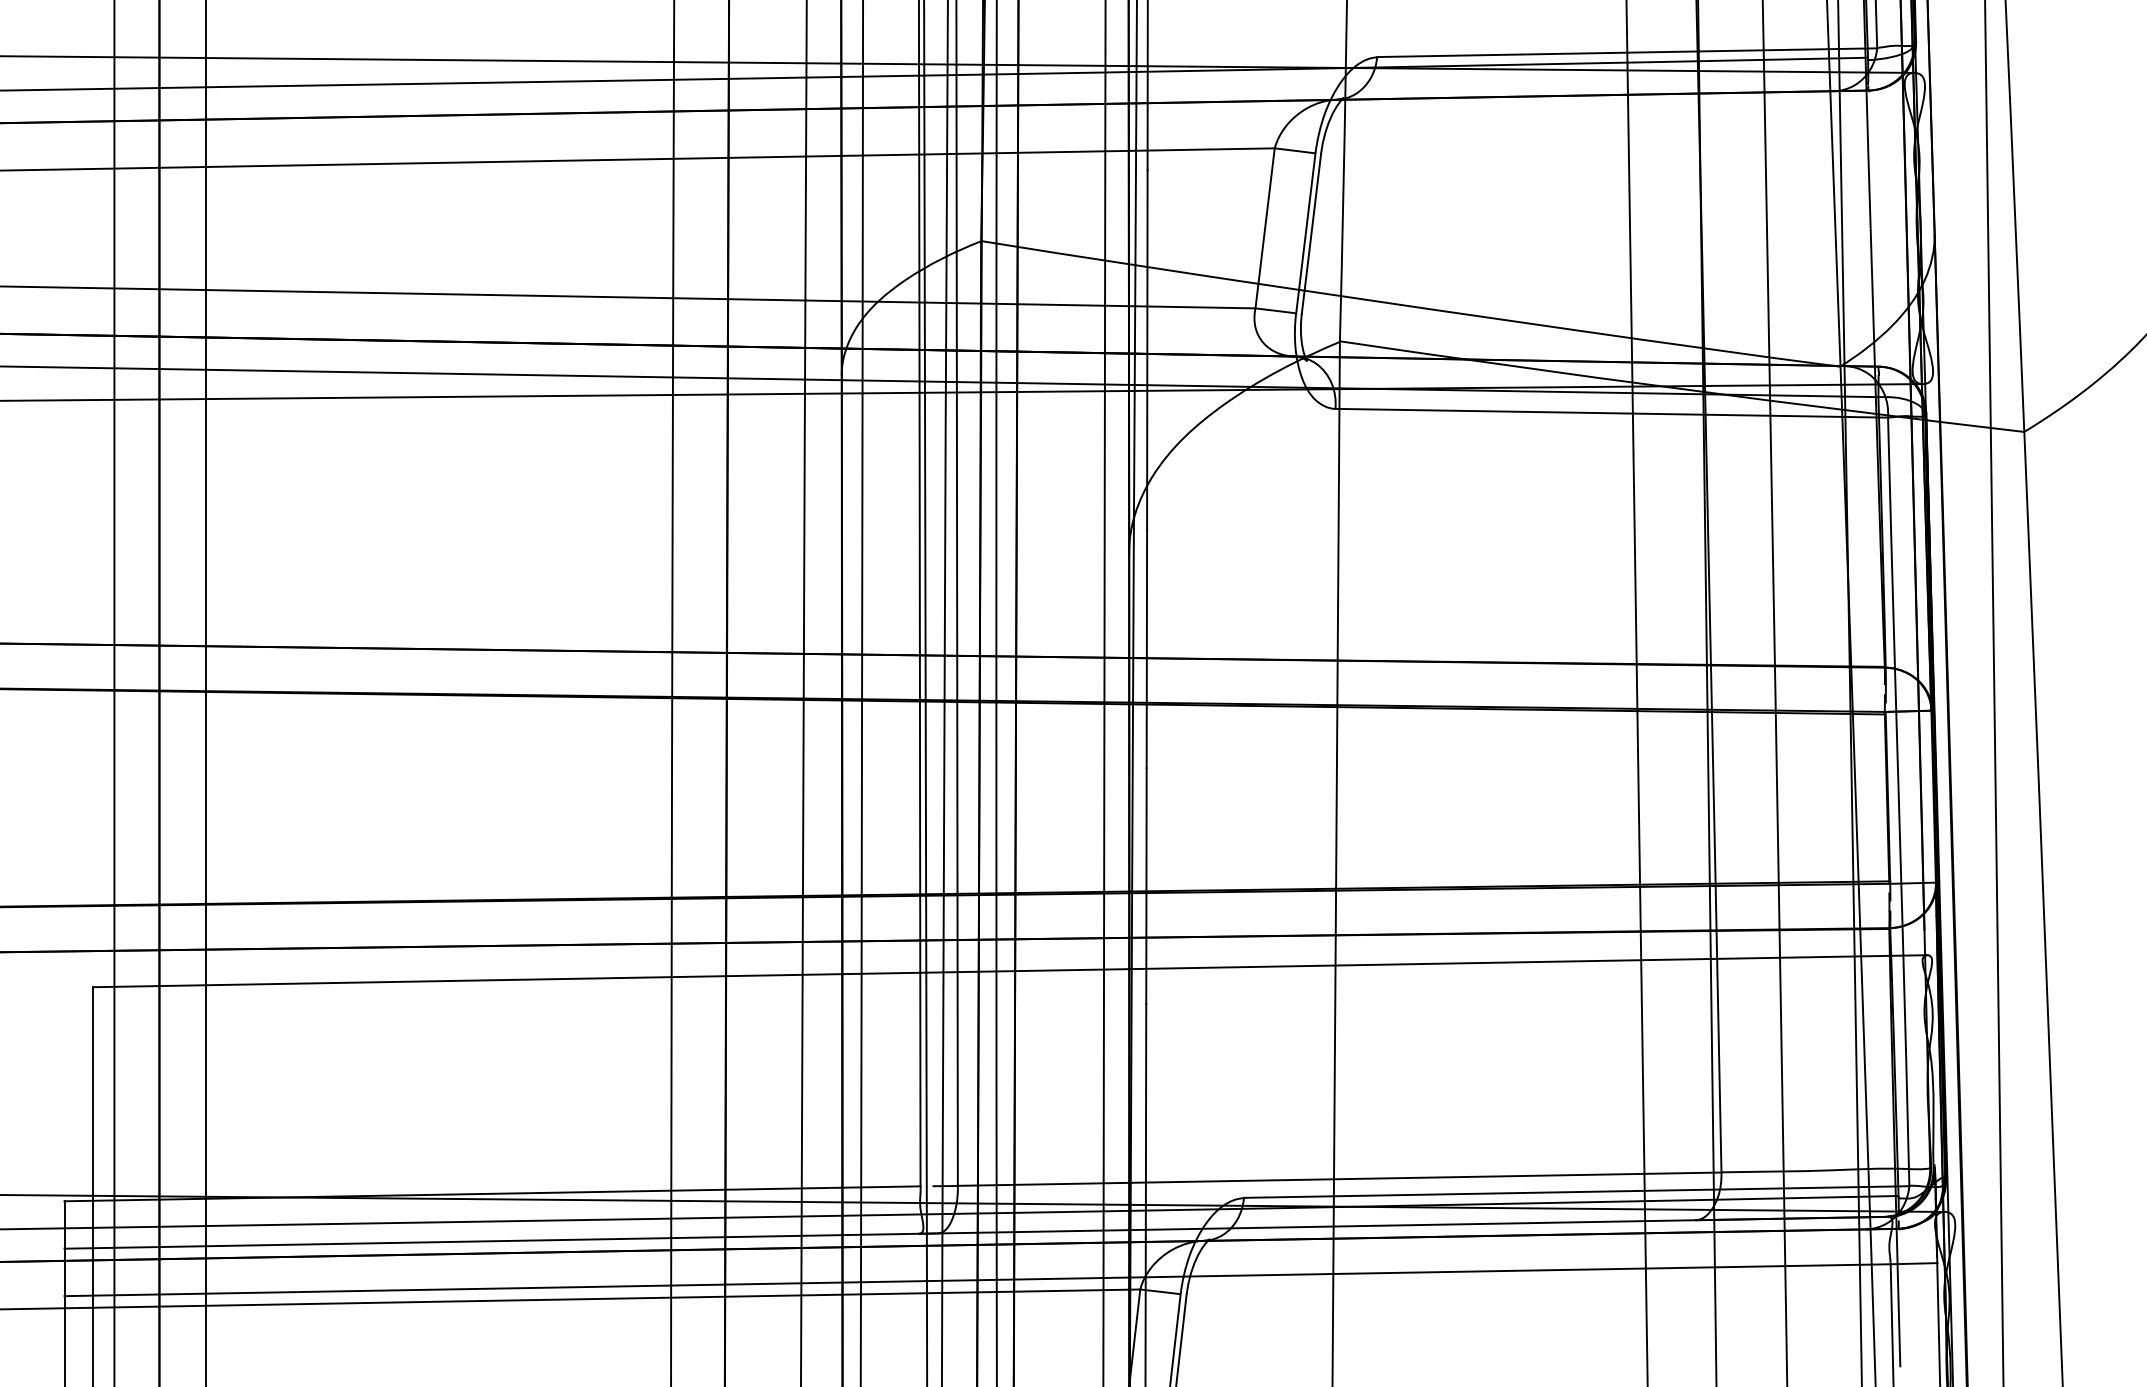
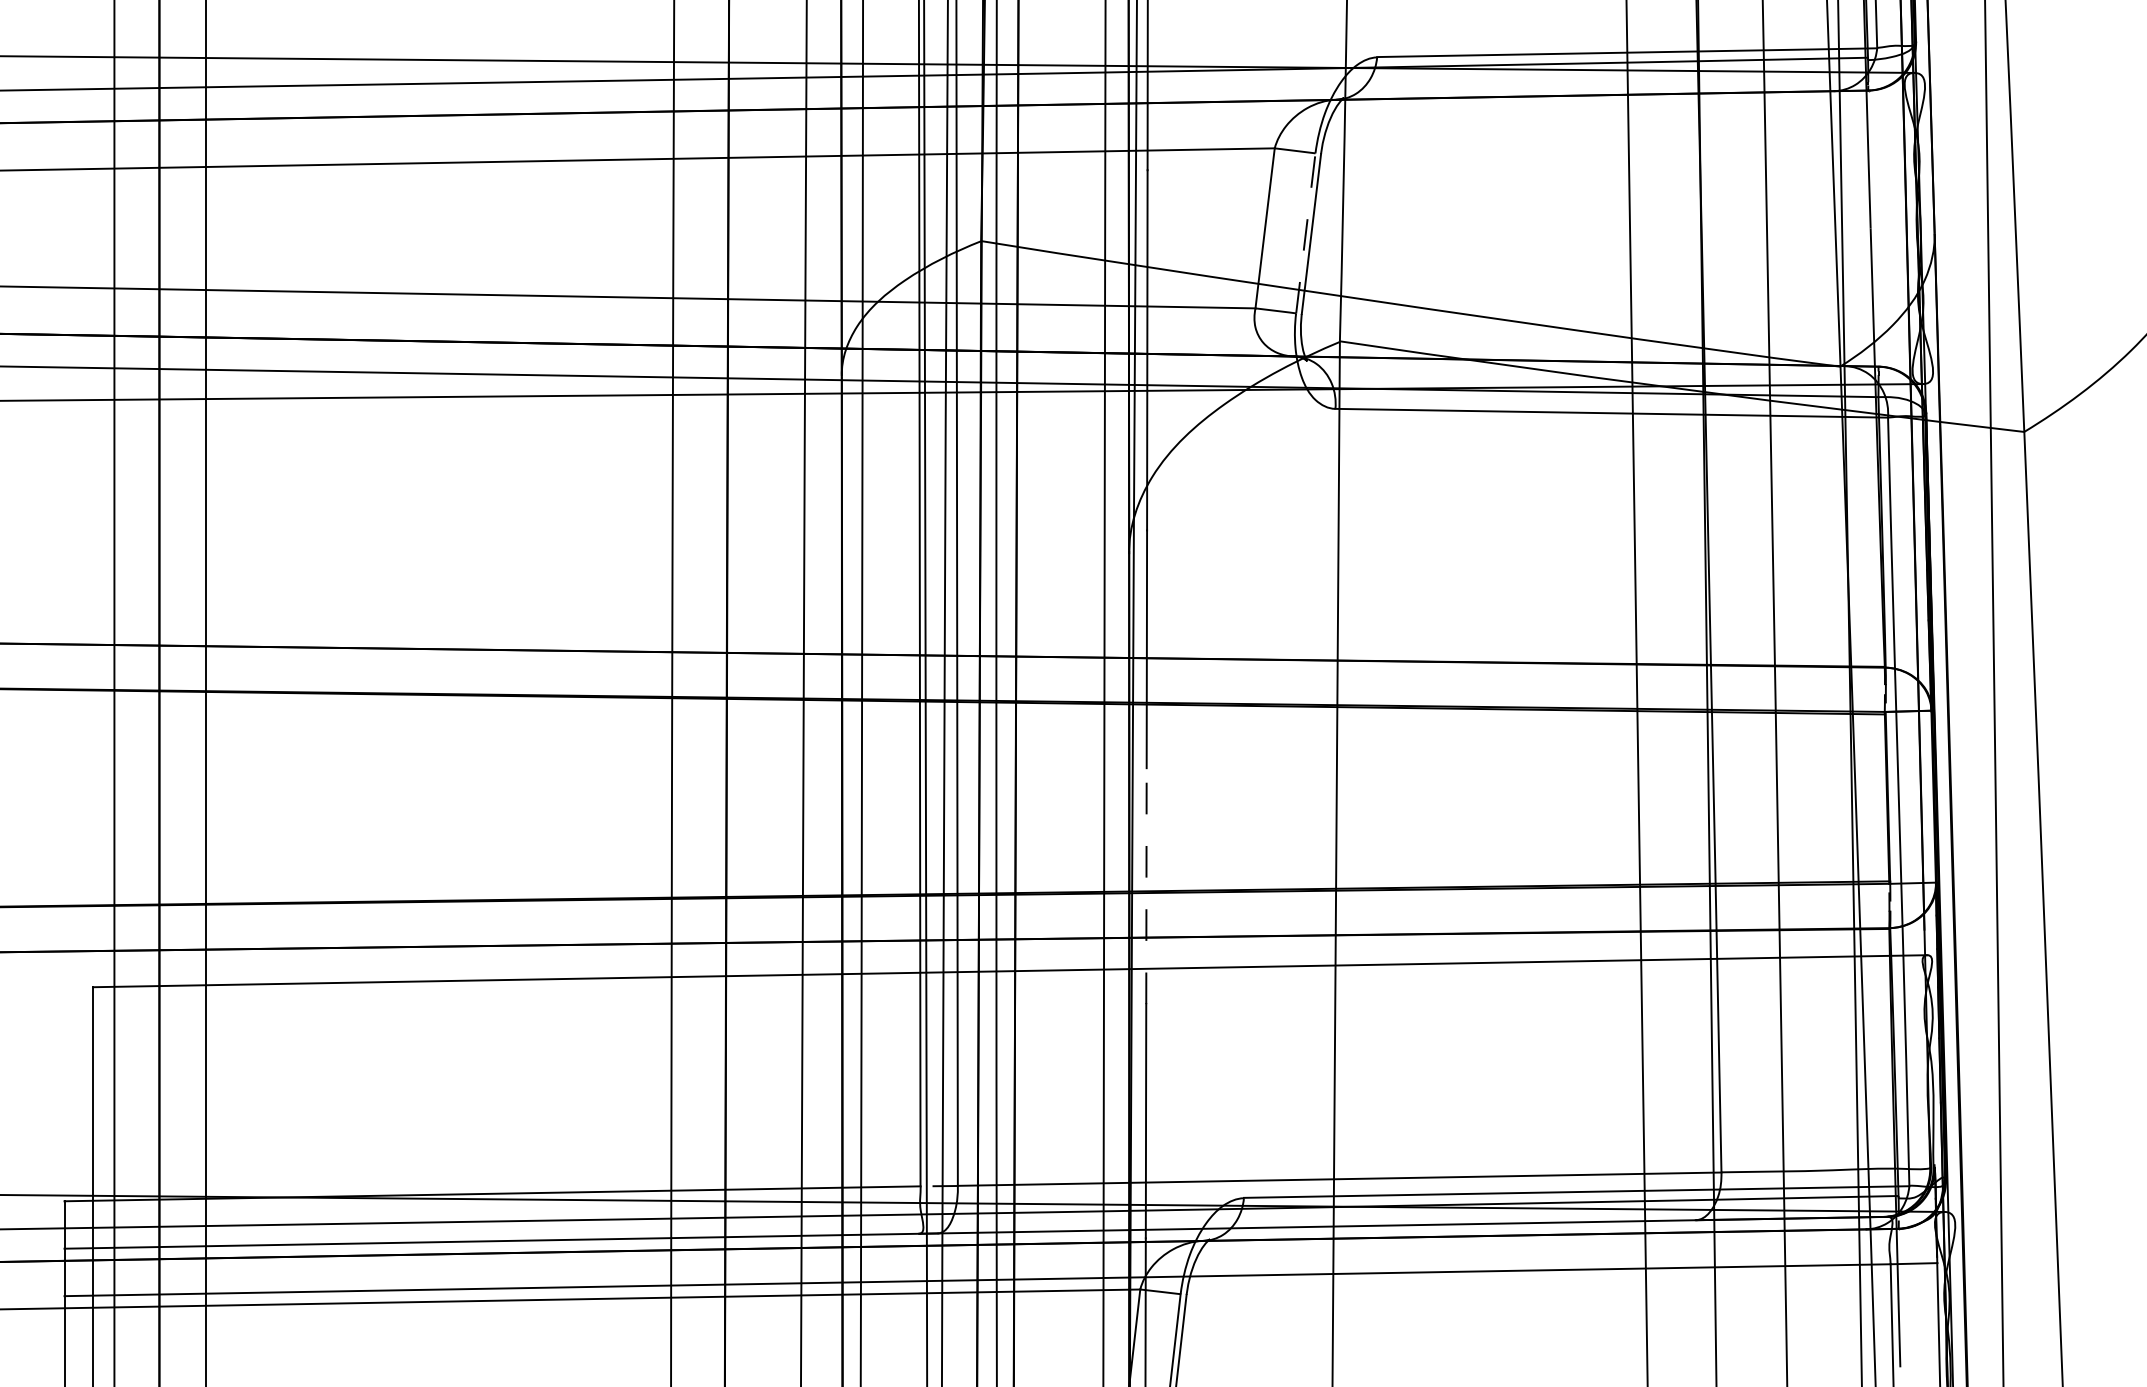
line: solid -> dashed (1305, 233)
line: solid -> dashed (1146, 886)
